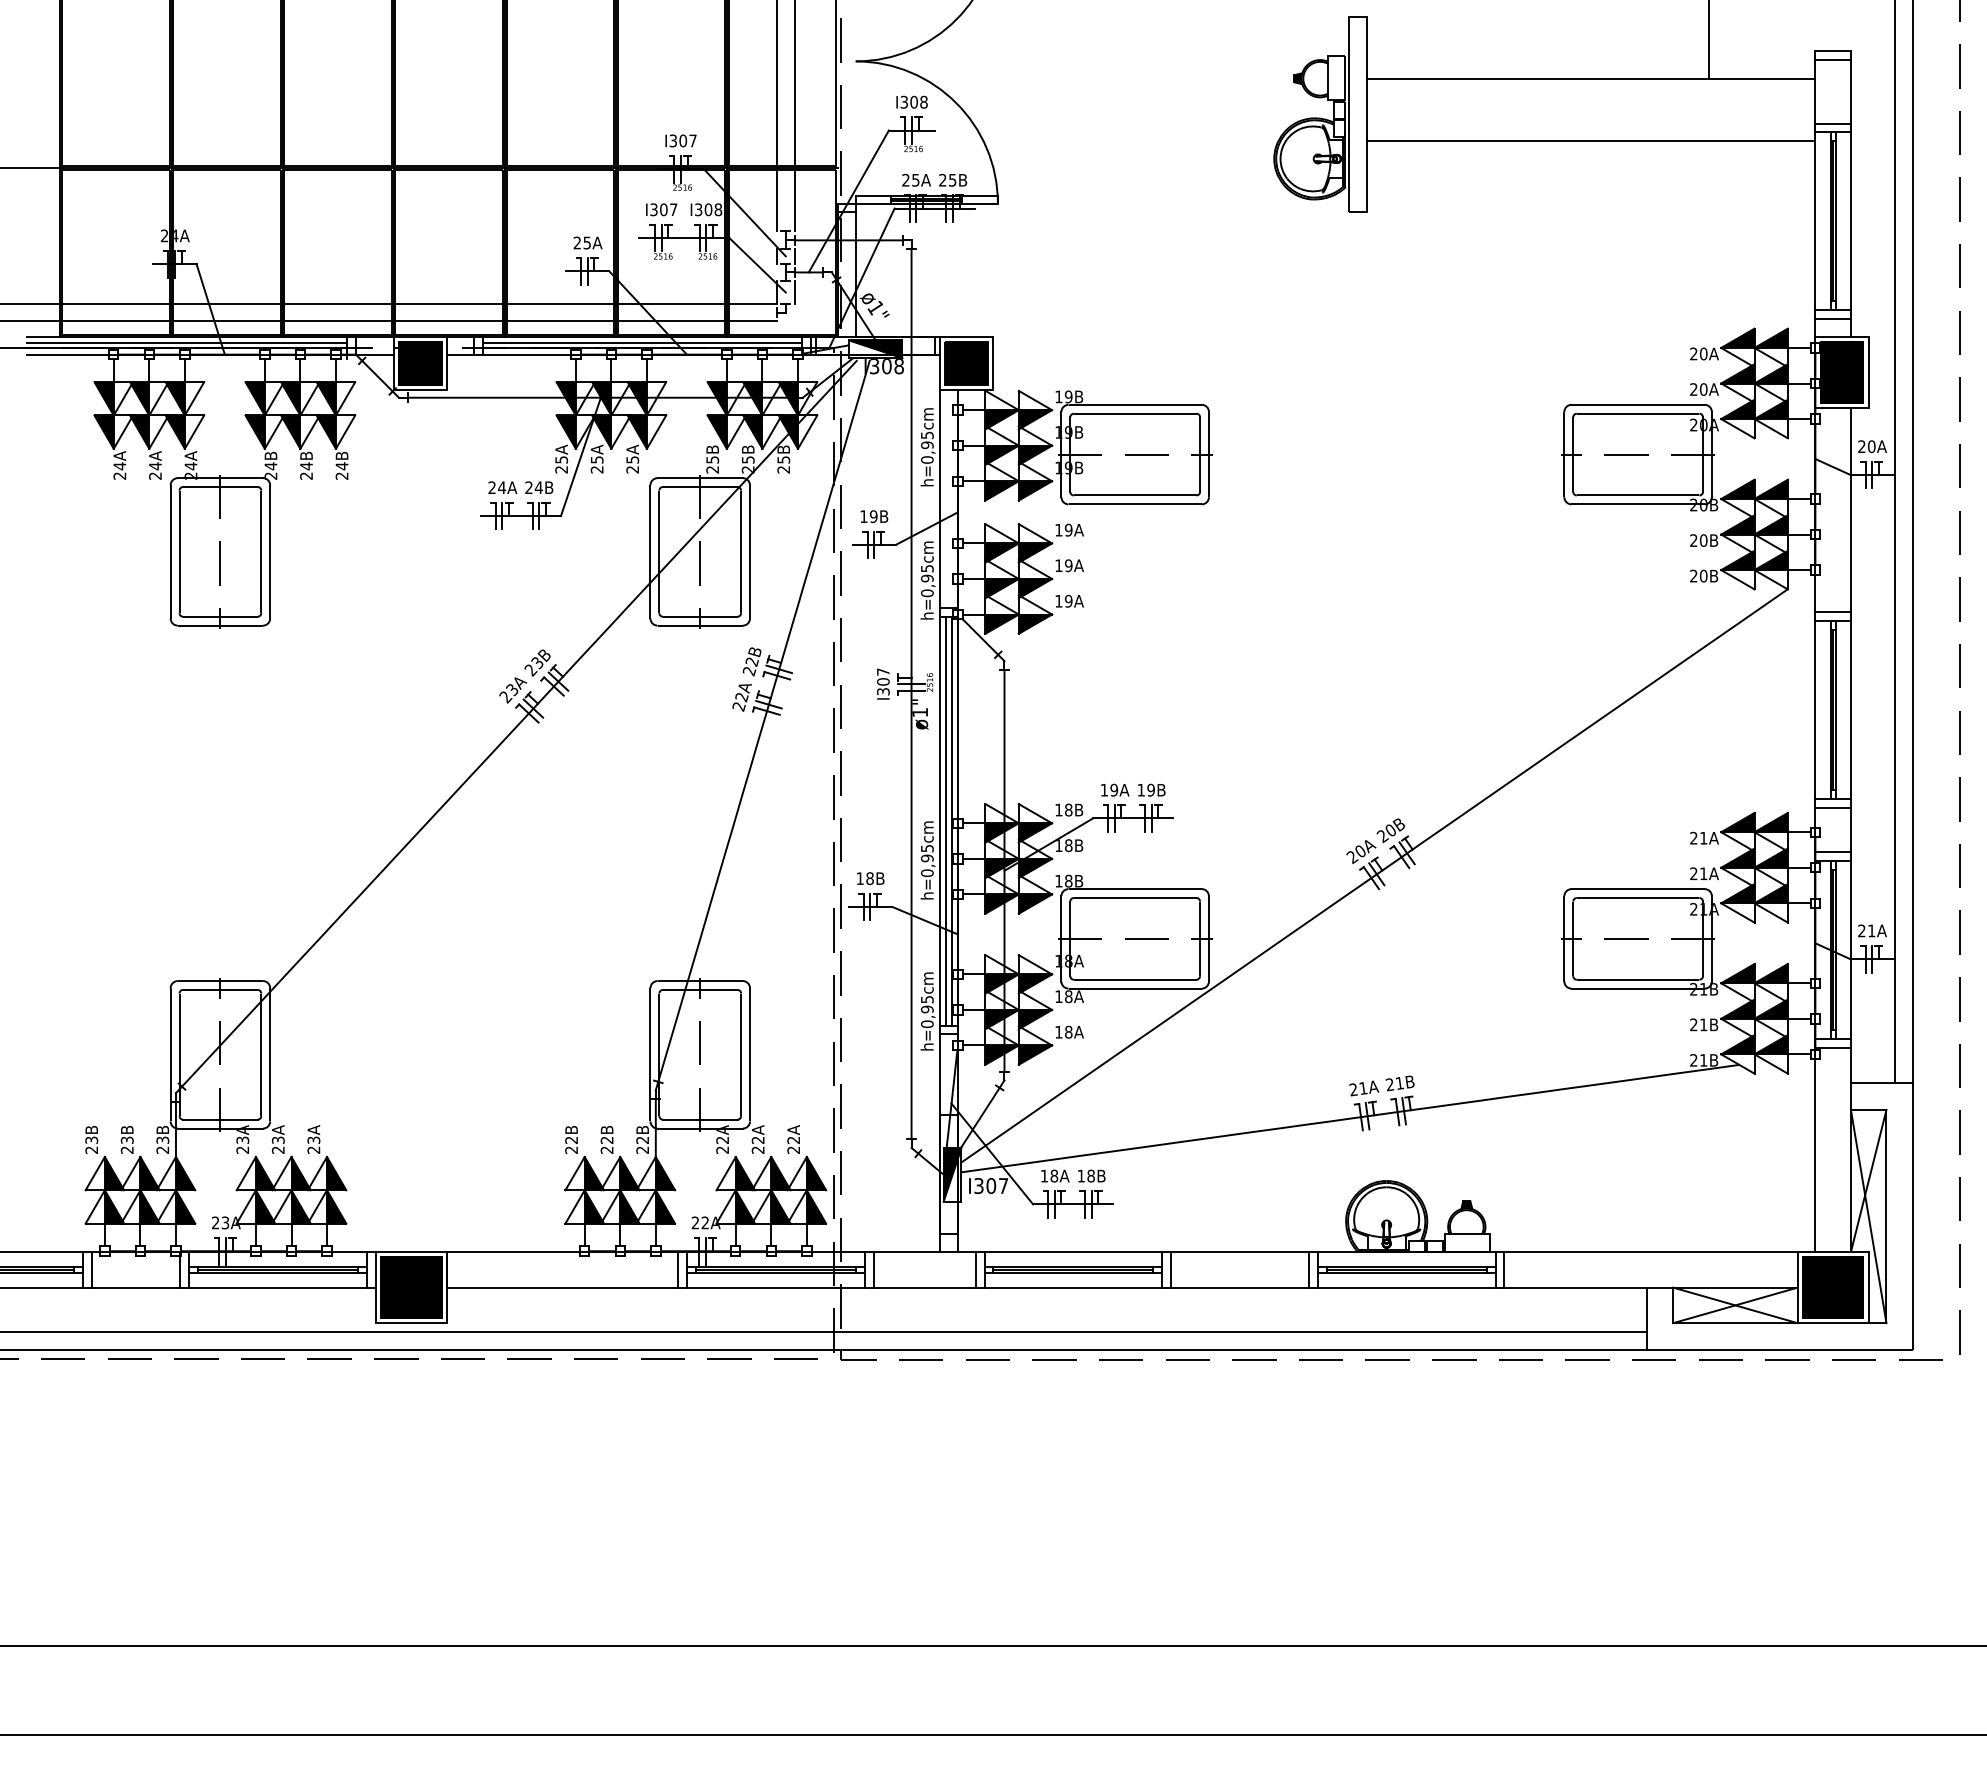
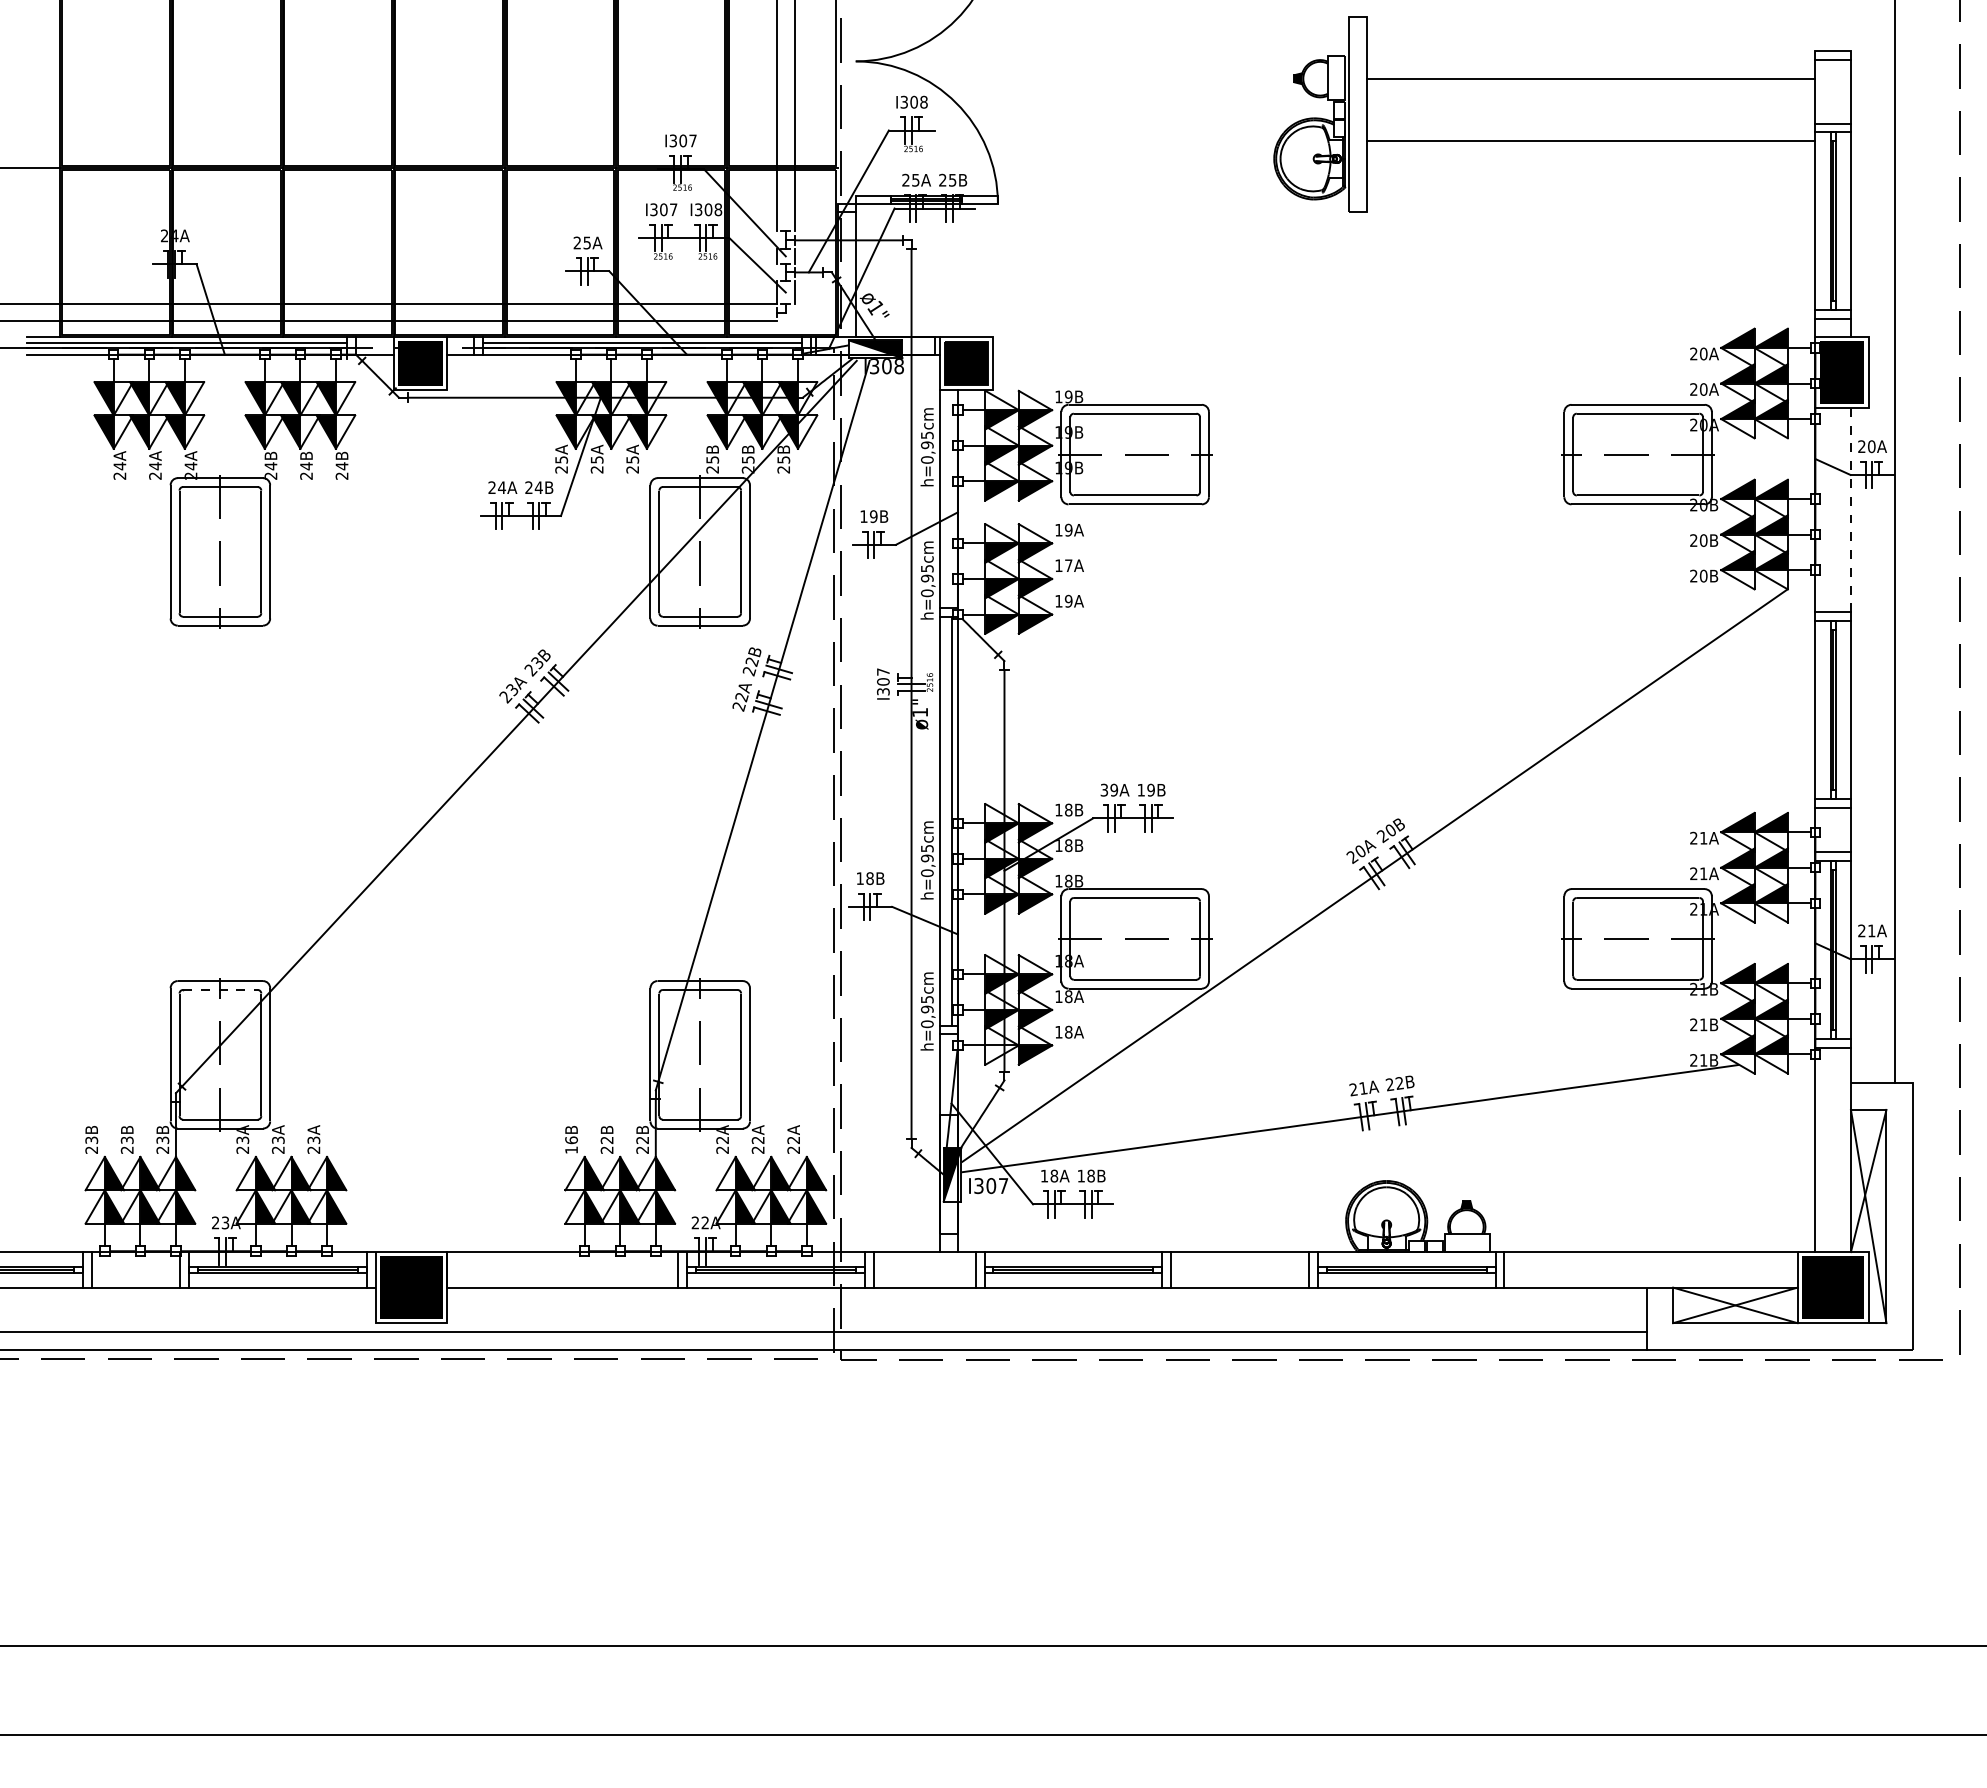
line: present -> none (1708, 40)
line: solid -> dashed (1850, 509)
line: present -> none (1913, 542)
text: 19A -> 17A (1068, 565)
text: 19A -> 39A (1103, 789)
line: present -> none (946, 820)
line: solid -> dashed (219, 989)
fill: present -> none (1001, 1054)
text: 21B -> 22B (1399, 1083)
text: 22B -> 16B (571, 1144)
